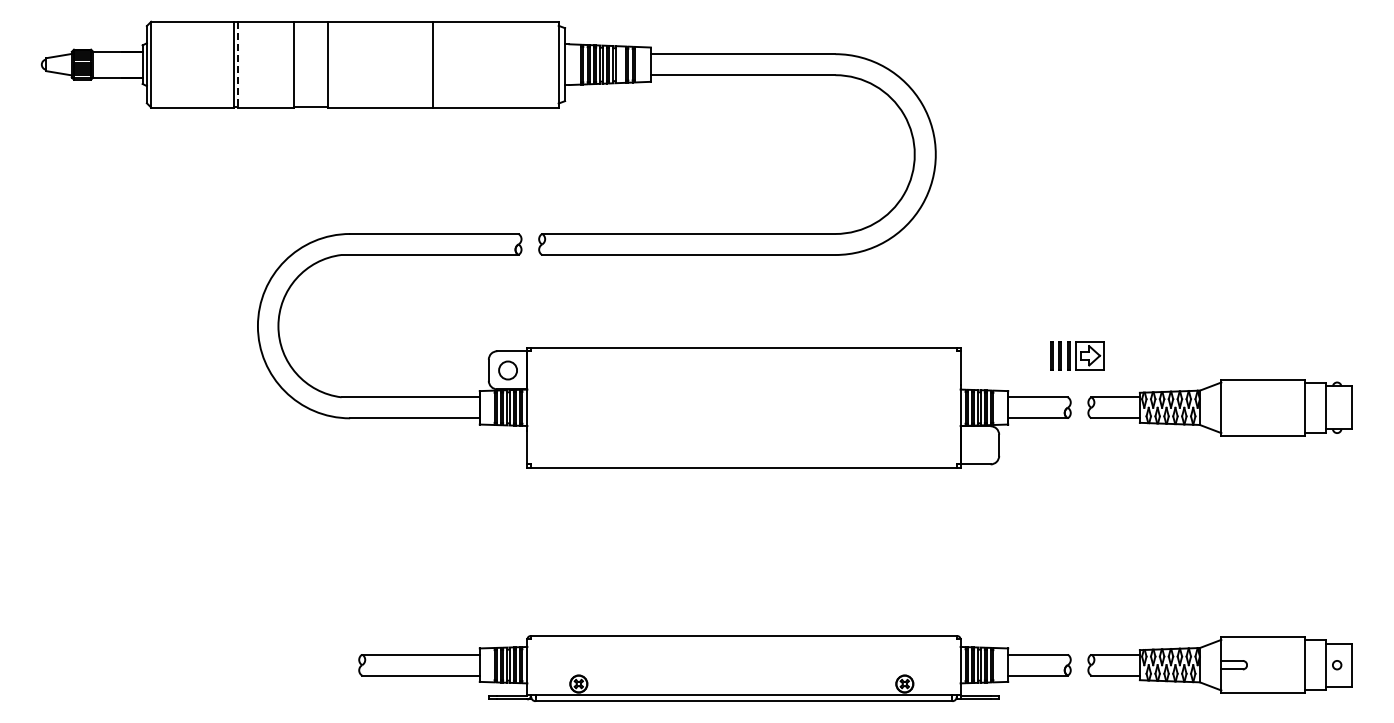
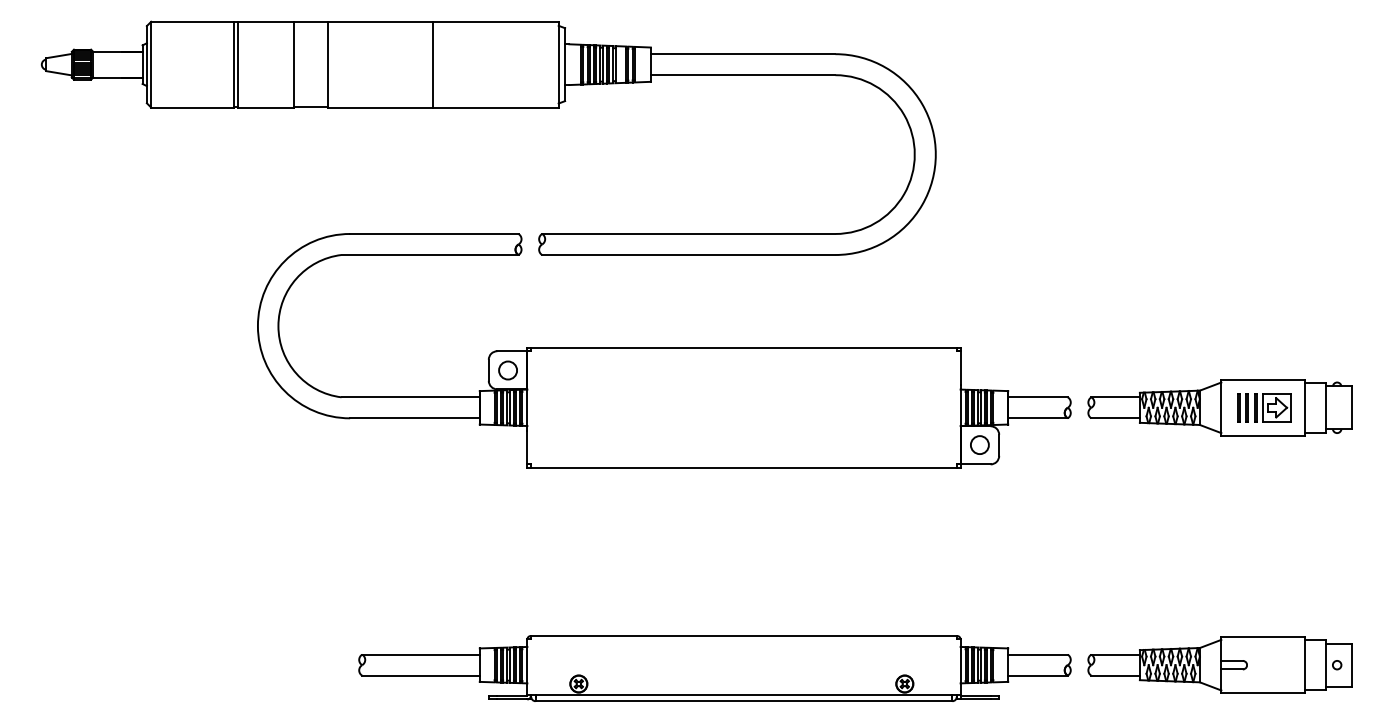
line: dashed -> solid (238, 64)
part position: (1077, 355) -> (1264, 407) (1264, 407)
circle: none -> present (979, 444)
